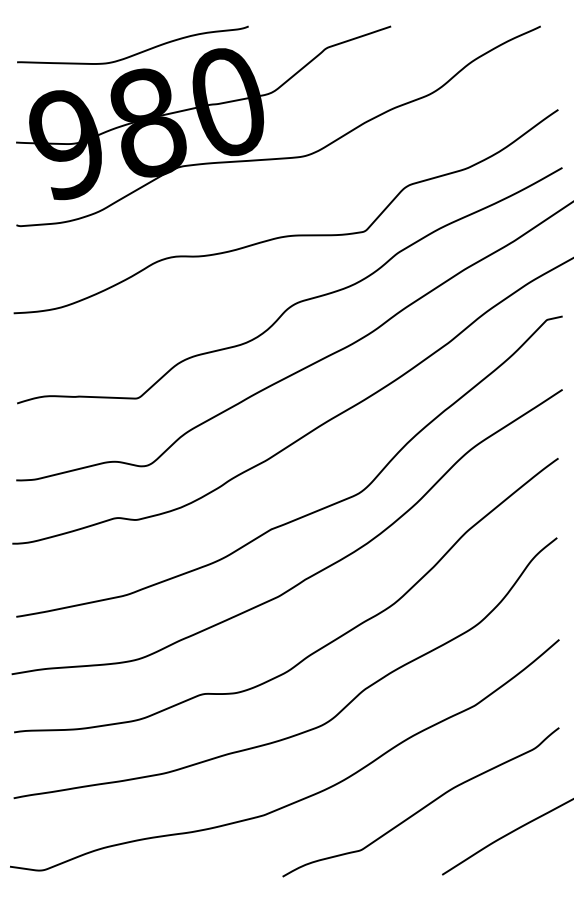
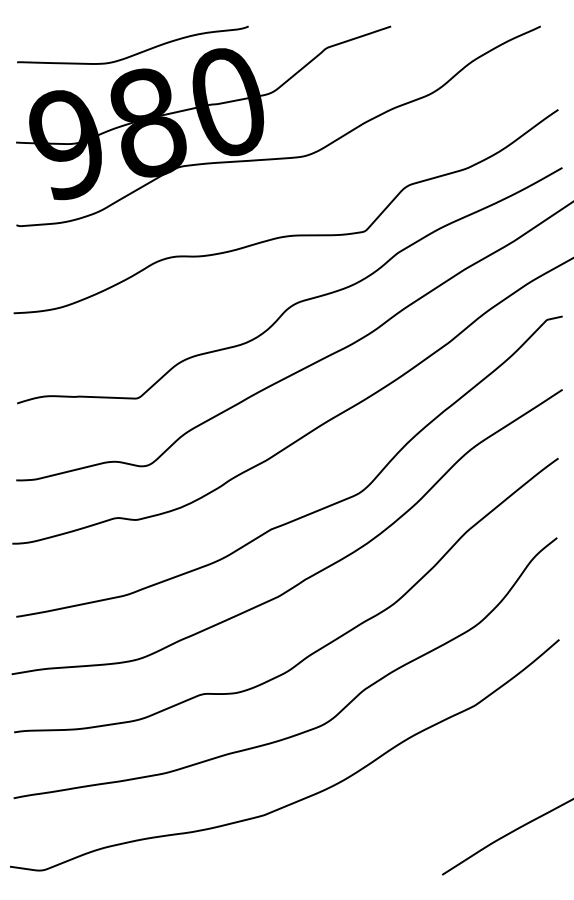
curve: present -> none (423, 806)
